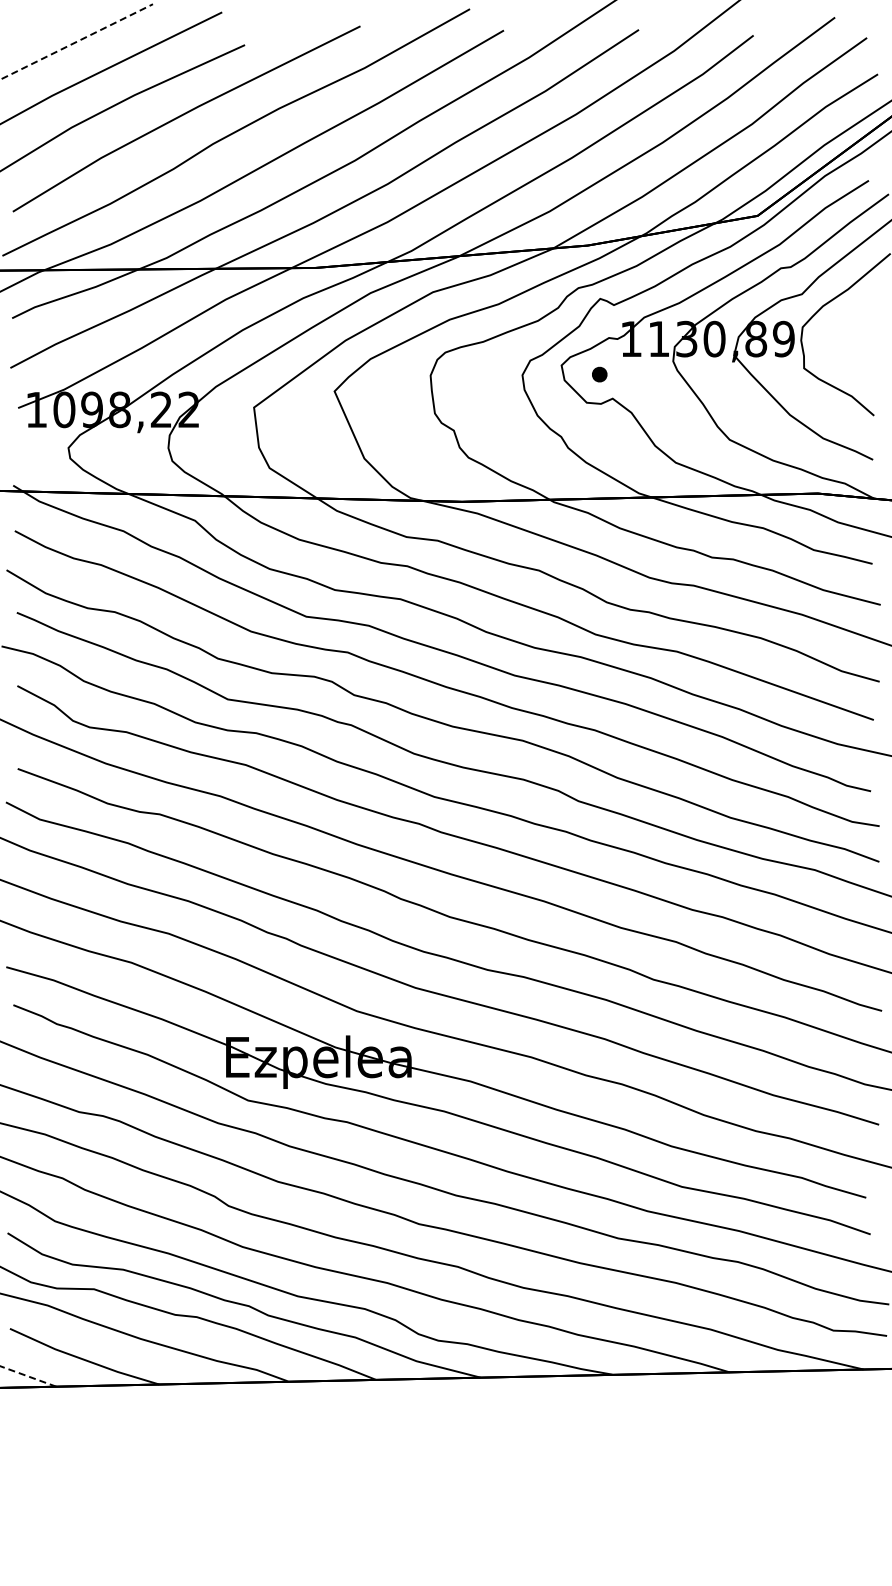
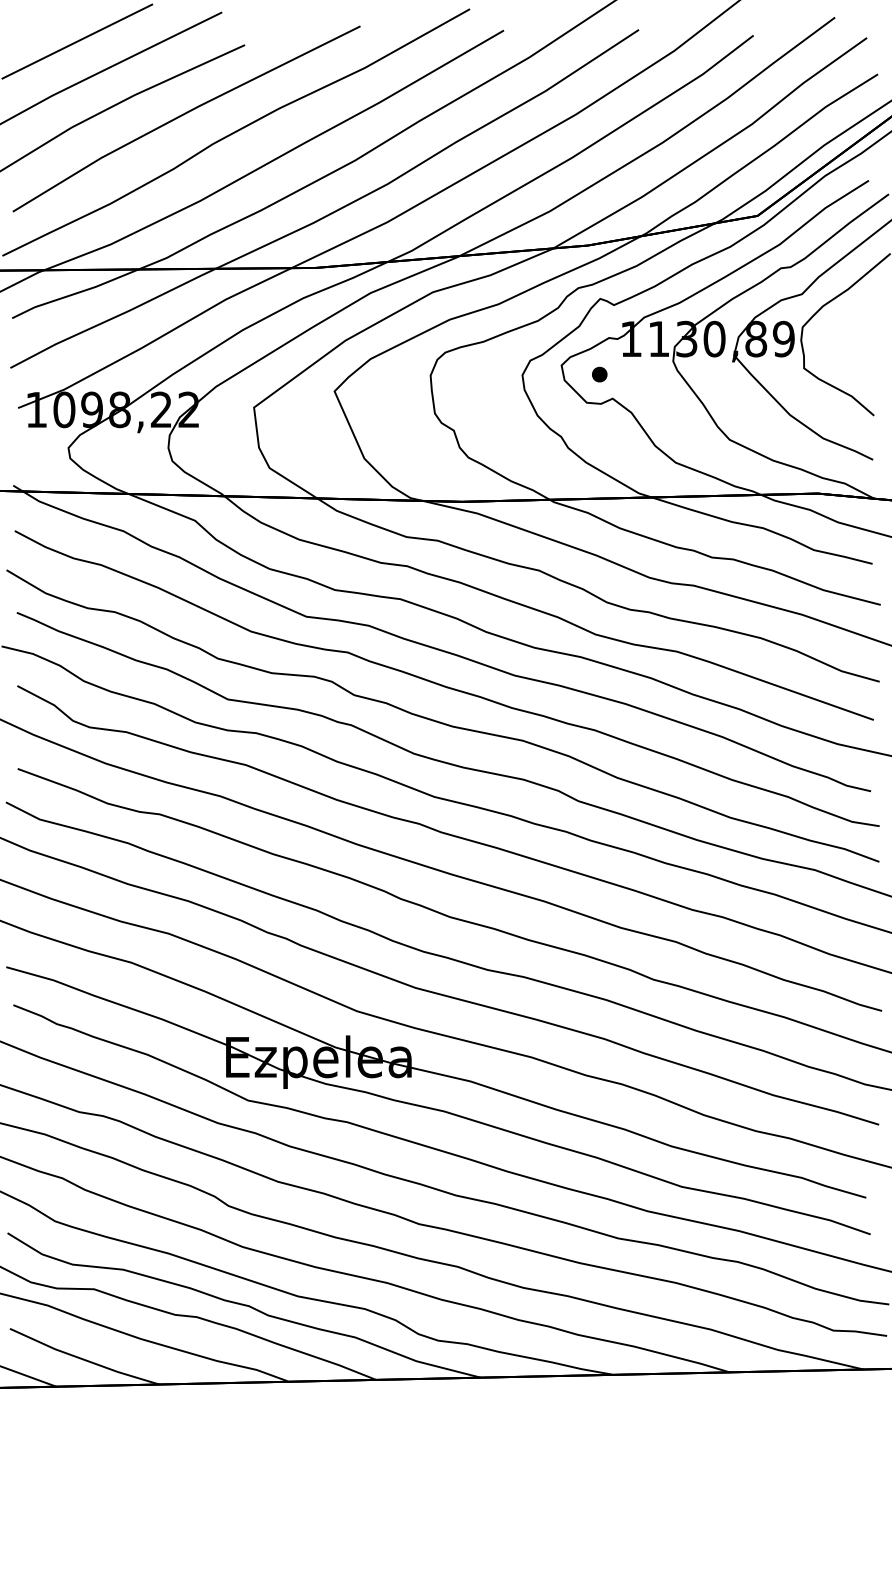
line: dashed -> solid (77, 41)
line: dashed -> solid (28, 1376)
